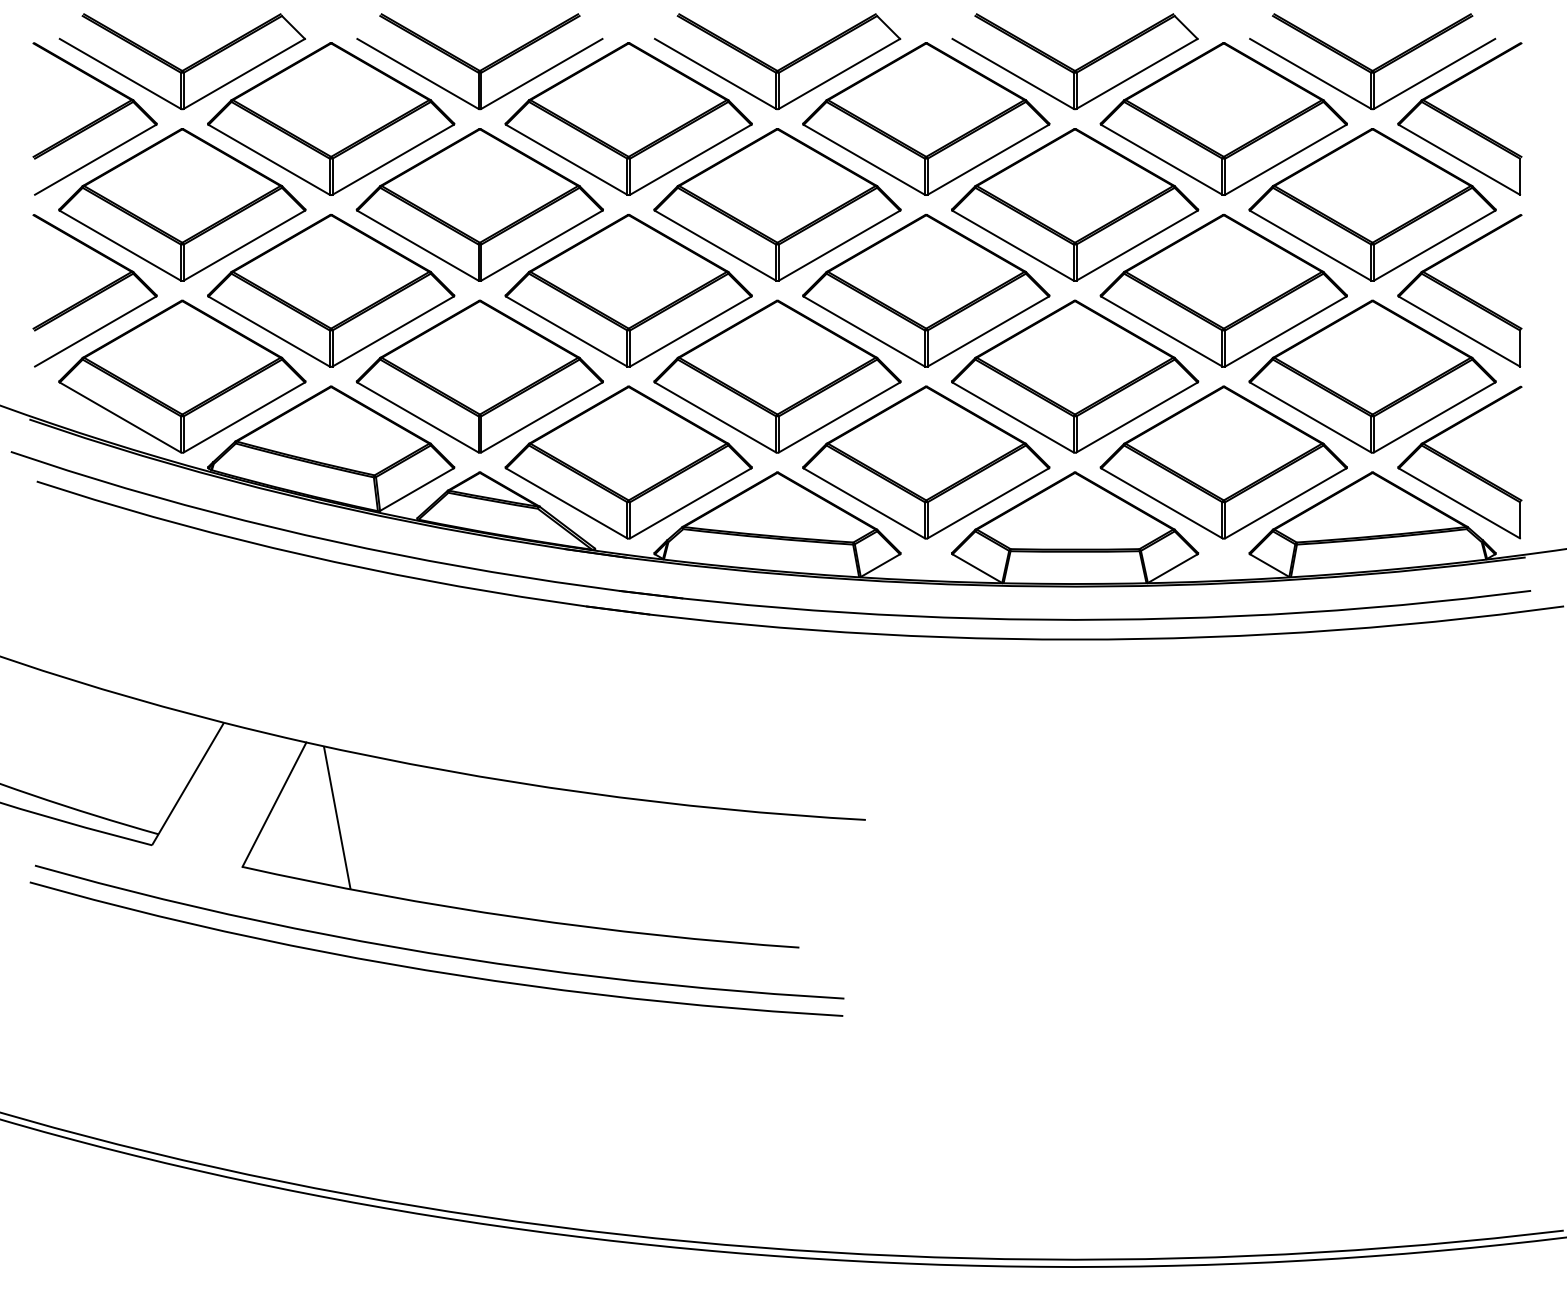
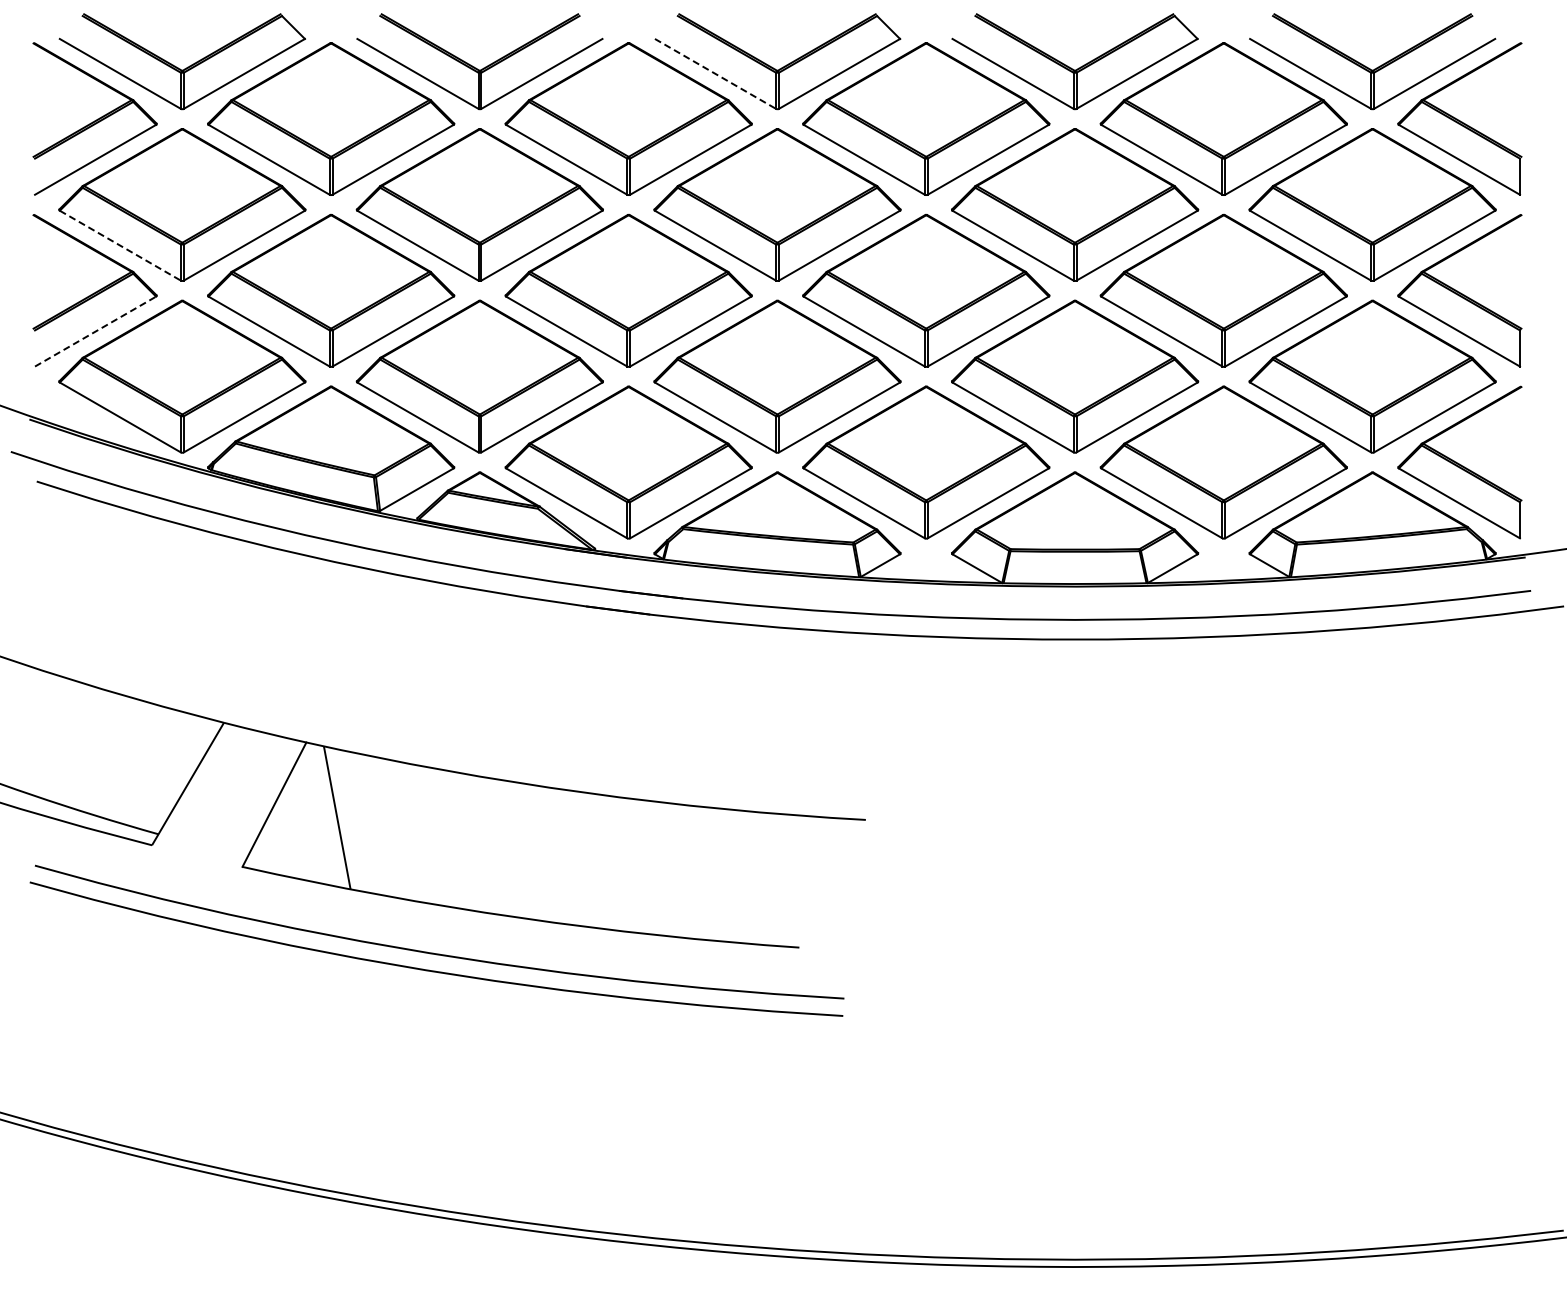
line: solid -> dashed (715, 73)
line: solid -> dashed (120, 245)
line: solid -> dashed (95, 331)
